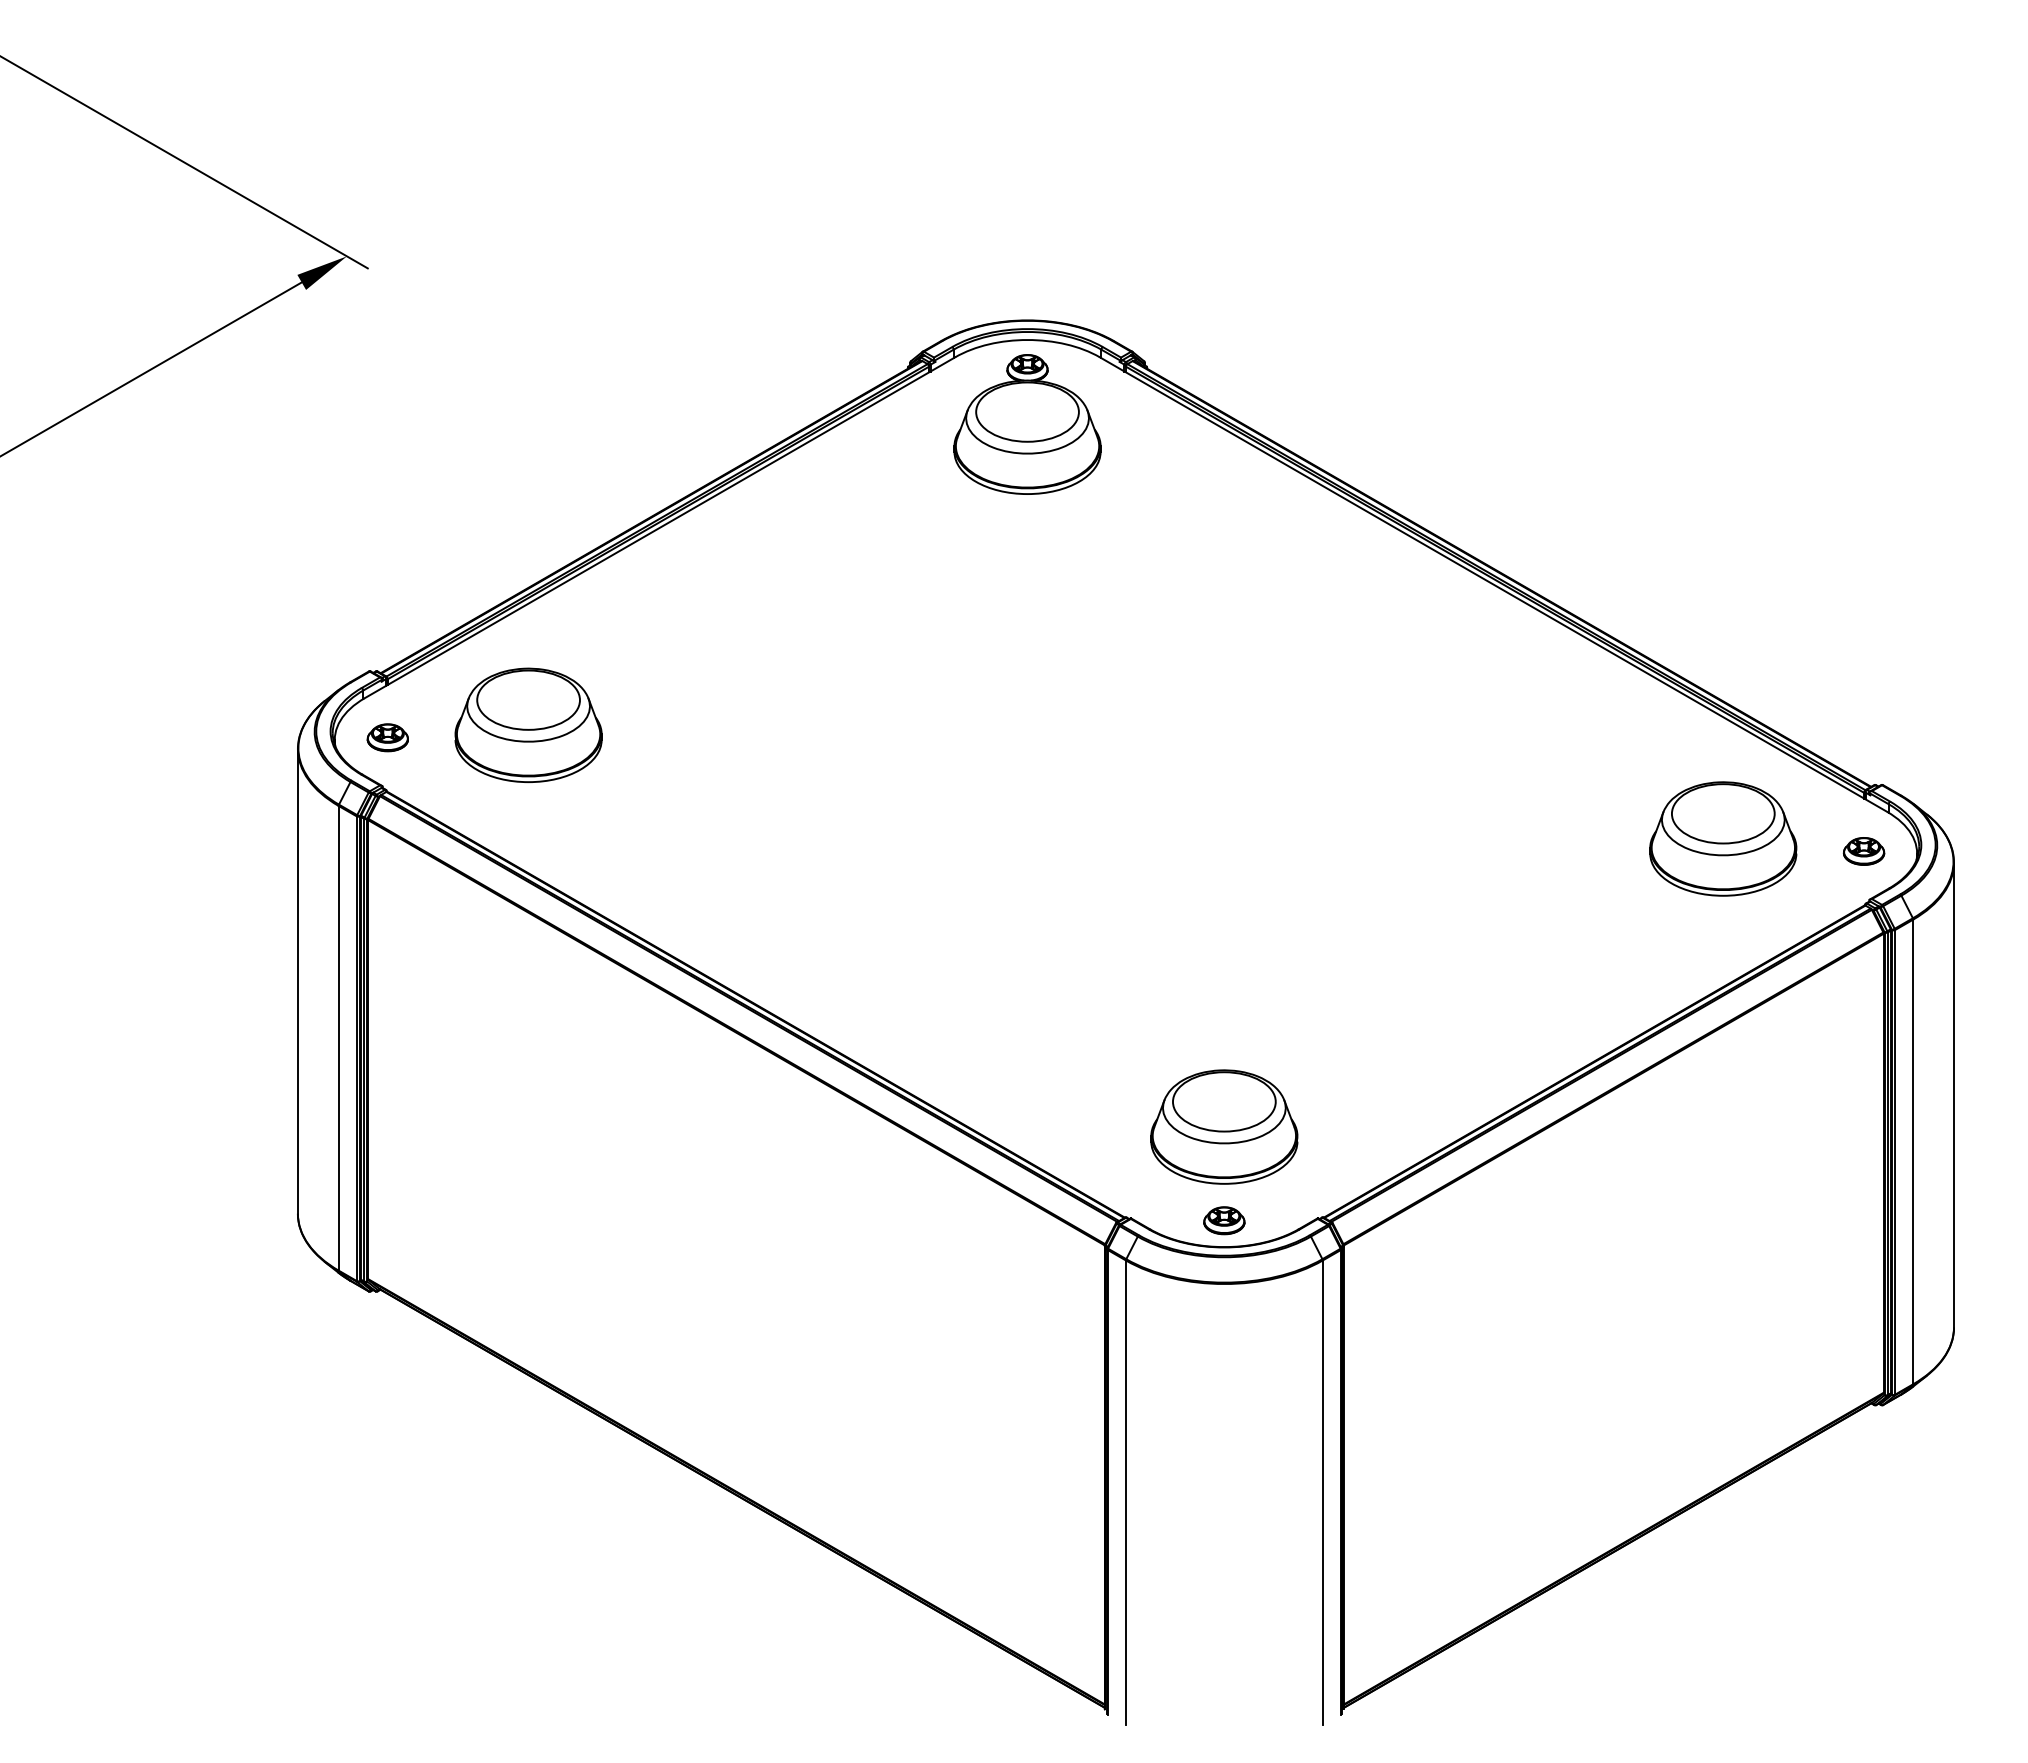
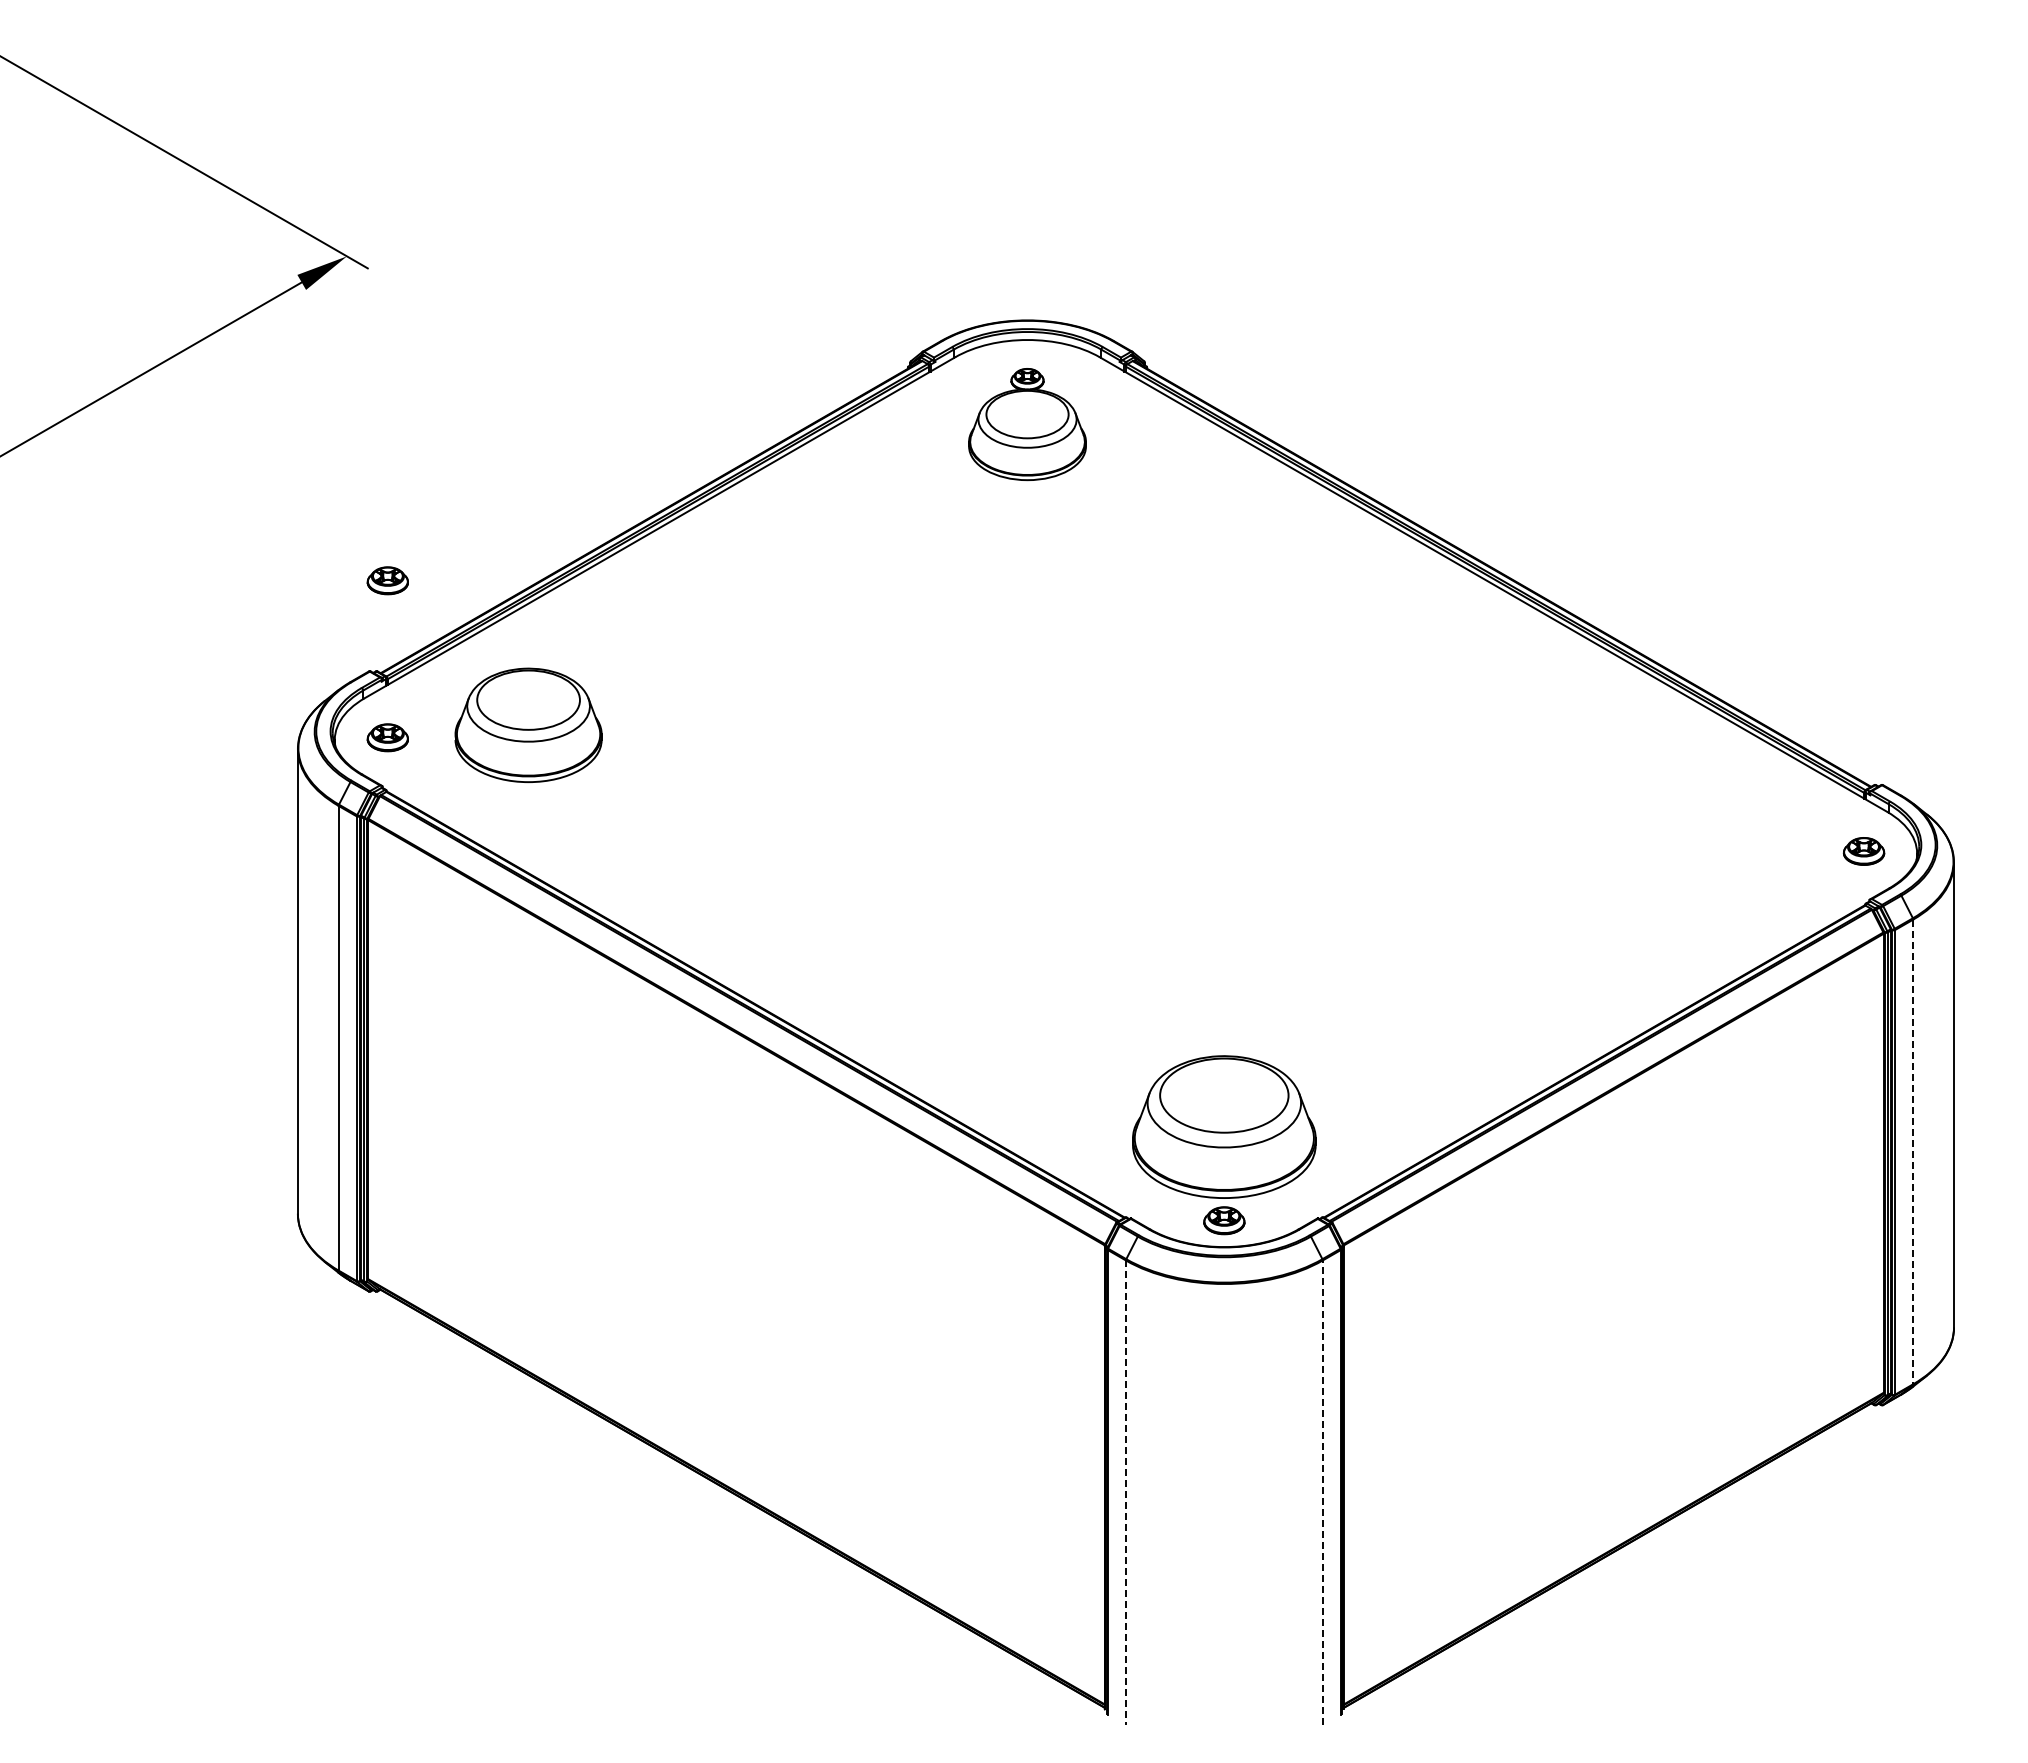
part size: 149x141 px -> 119x114 px (1027, 424)
part: none -> present (387, 580)
part: present -> none (1723, 838)
part size: 149x116 px -> 185x144 px (1224, 1126)
line: solid -> dashed (1913, 1152)
line: solid -> dashed (1322, 1492)
line: solid -> dashed (1125, 1493)
